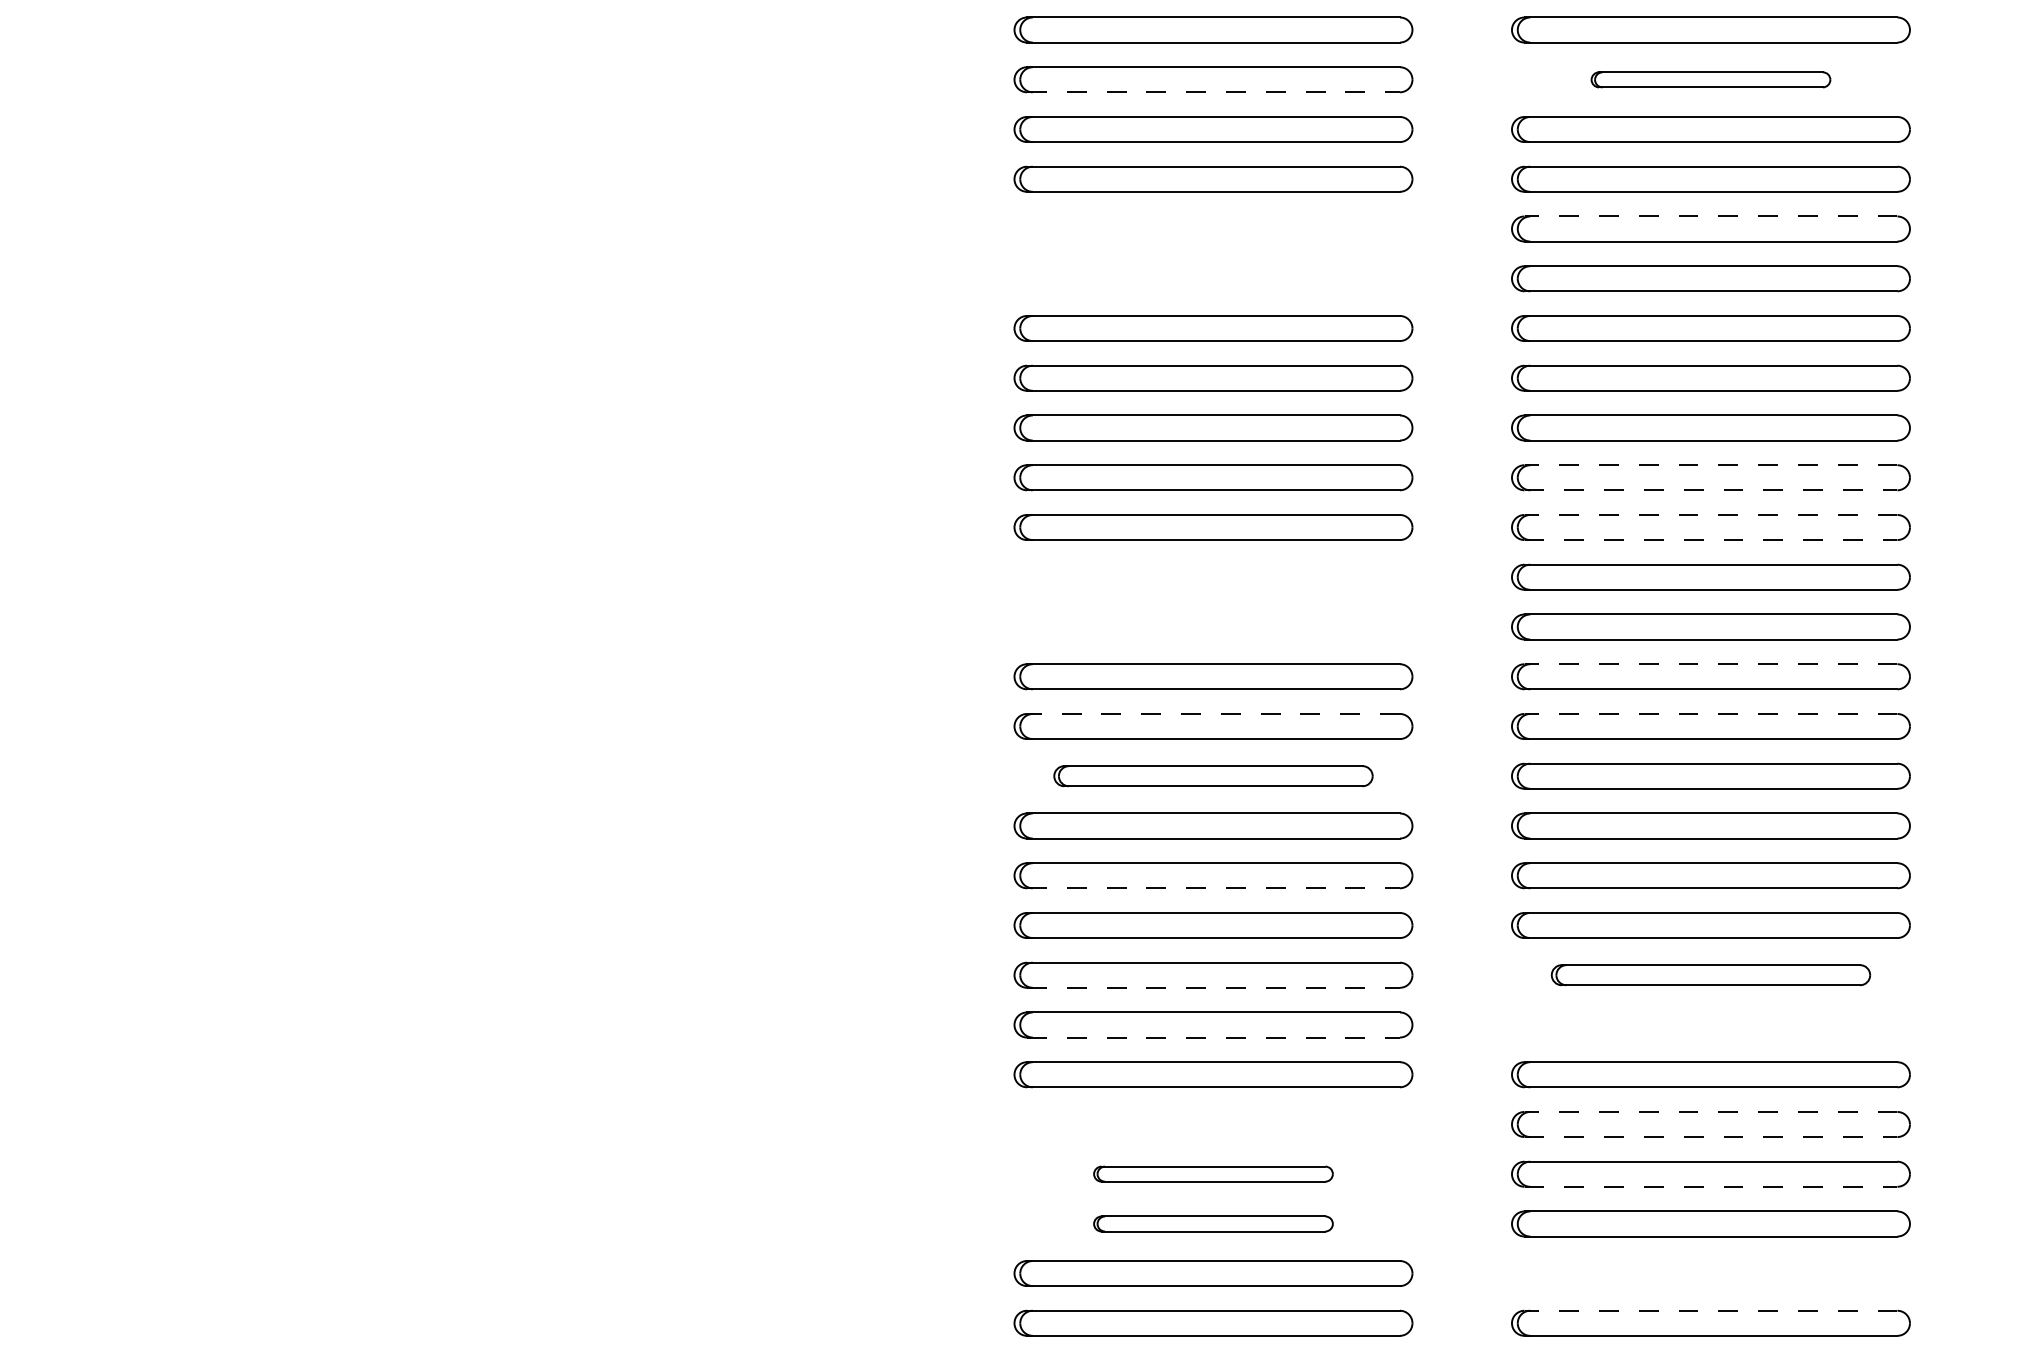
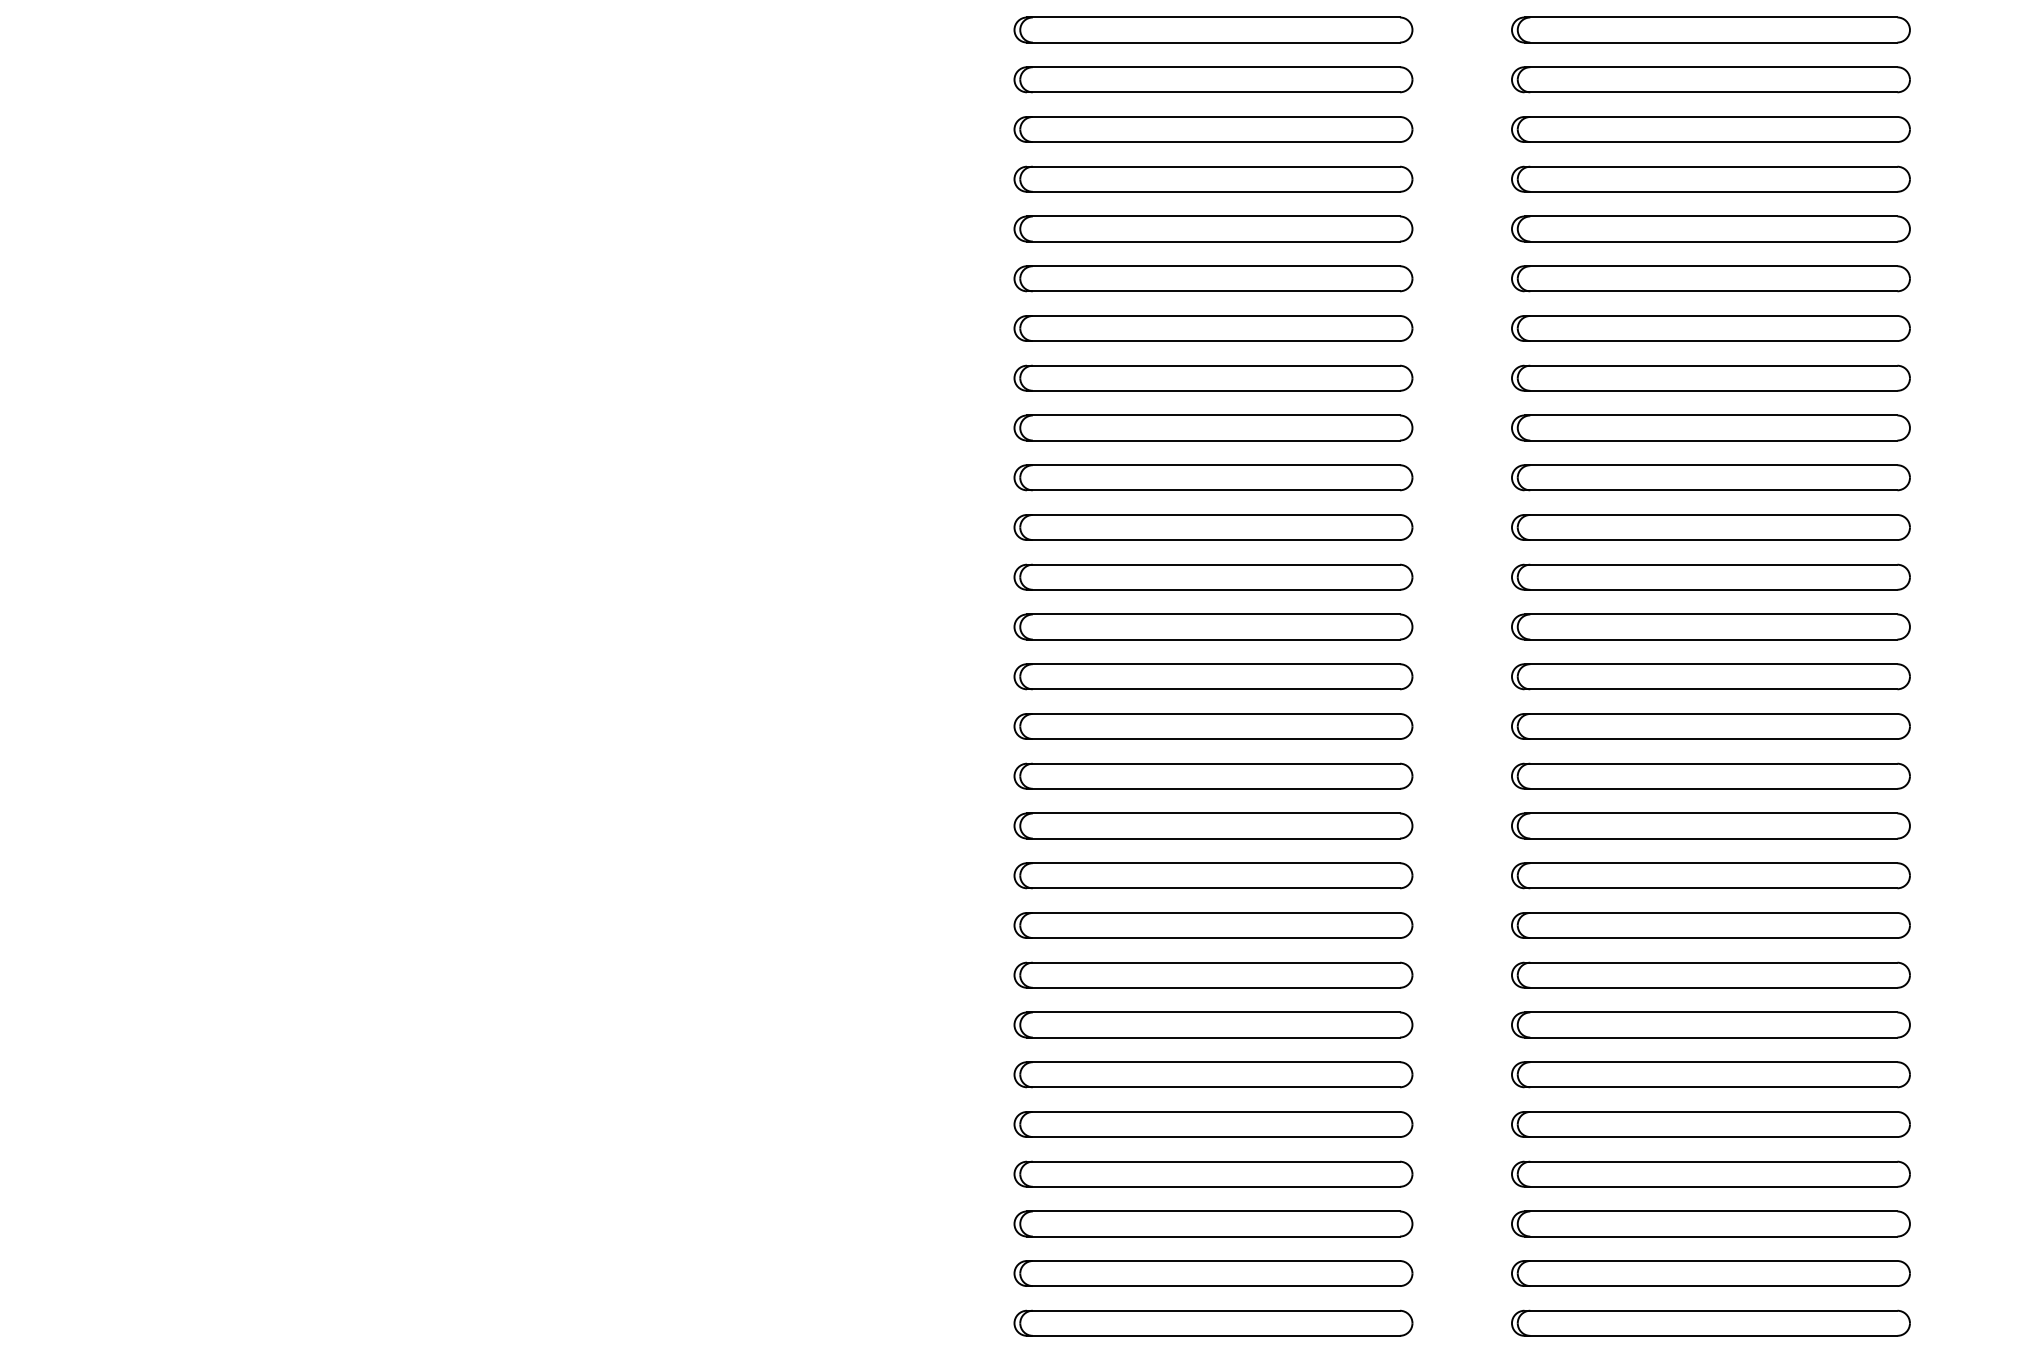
part size: 242x18 px -> 400x28 px (1710, 79)
line: dashed -> solid (1213, 92)
line: dashed -> solid (1710, 216)
part: none -> present (1213, 228)
part: none -> present (1213, 278)
line: dashed -> solid (1710, 465)
line: dashed -> solid (1711, 490)
line: dashed -> solid (1710, 514)
line: dashed -> solid (1711, 540)
part: none -> present (1213, 576)
part: none -> present (1213, 626)
line: dashed -> solid (1710, 664)
line: dashed -> solid (1212, 713)
line: dashed -> solid (1710, 713)
part size: 321x23 px -> 401x28 px (1213, 775)
line: dashed -> solid (1213, 888)
part size: 322x23 px -> 400x28 px (1710, 974)
line: dashed -> solid (1213, 987)
part: none -> present (1710, 1024)
line: dashed -> solid (1213, 1037)
line: dashed -> solid (1710, 1111)
part: none -> present (1213, 1124)
line: dashed -> solid (1711, 1137)
part size: 241x18 px -> 401x28 px (1213, 1173)
line: dashed -> solid (1711, 1186)
part size: 241x18 px -> 401x28 px (1213, 1223)
part: none -> present (1710, 1273)
line: dashed -> solid (1710, 1310)
